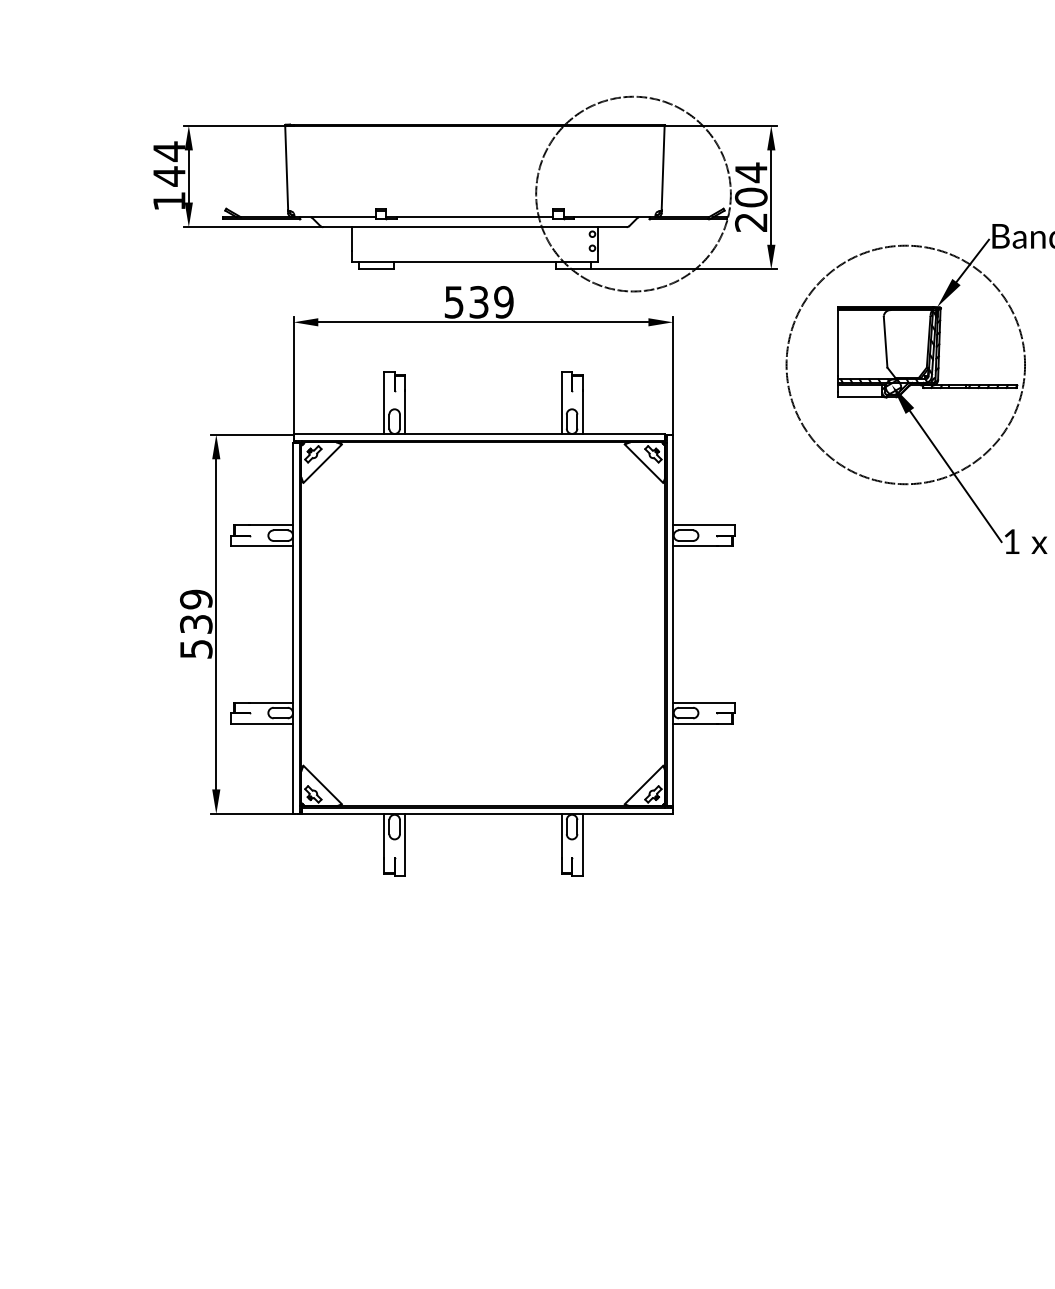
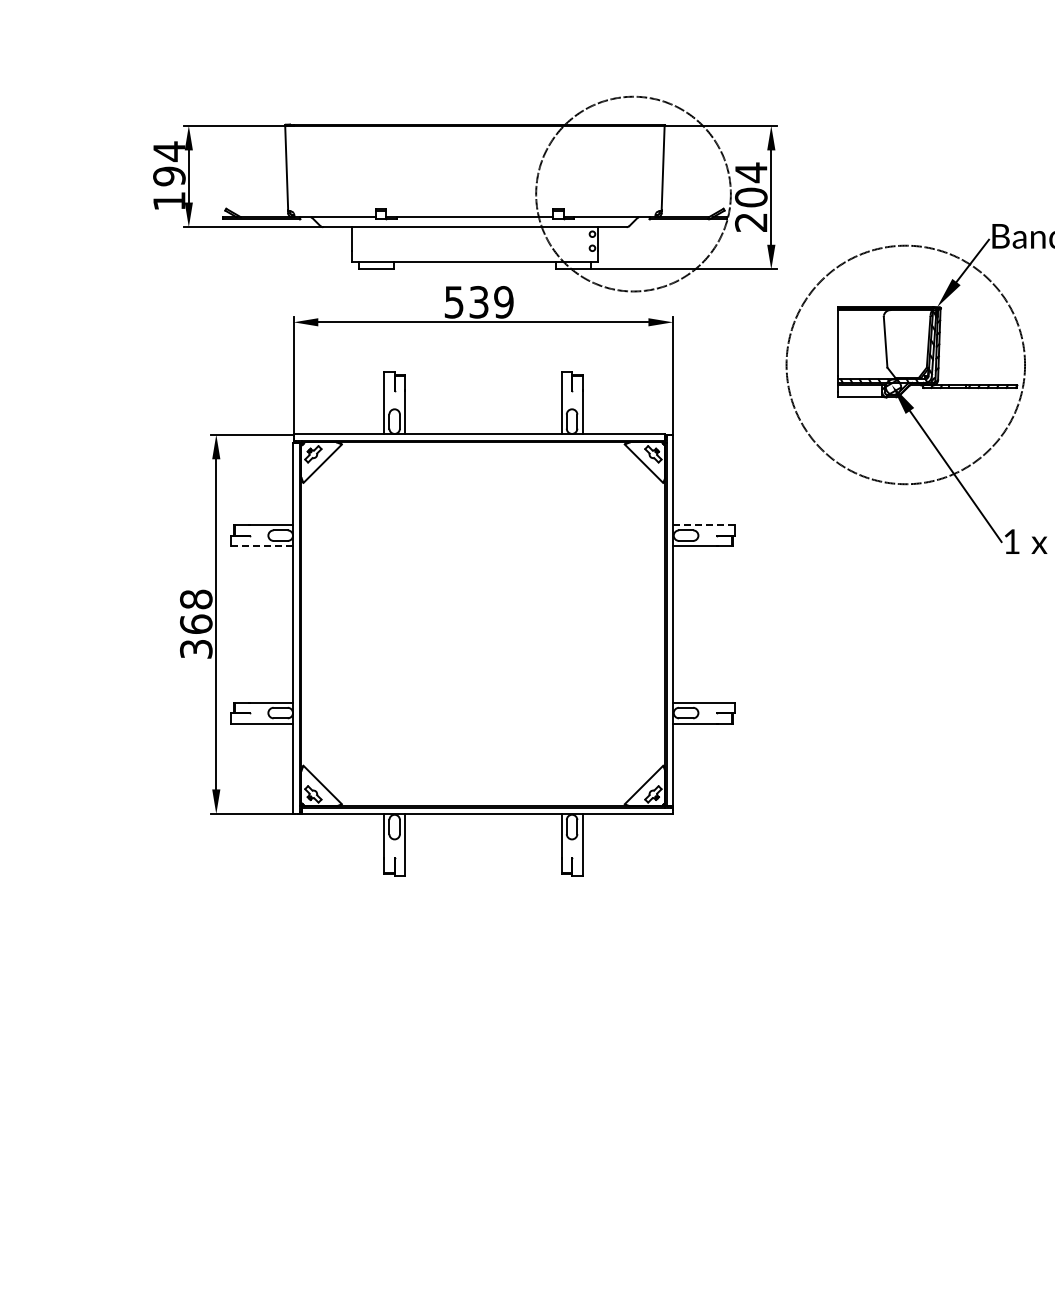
text: 144 -> 194 (169, 176)
line: solid -> dashed (704, 525)
line: solid -> dashed (262, 546)
text: 539 -> 368 (196, 623)
